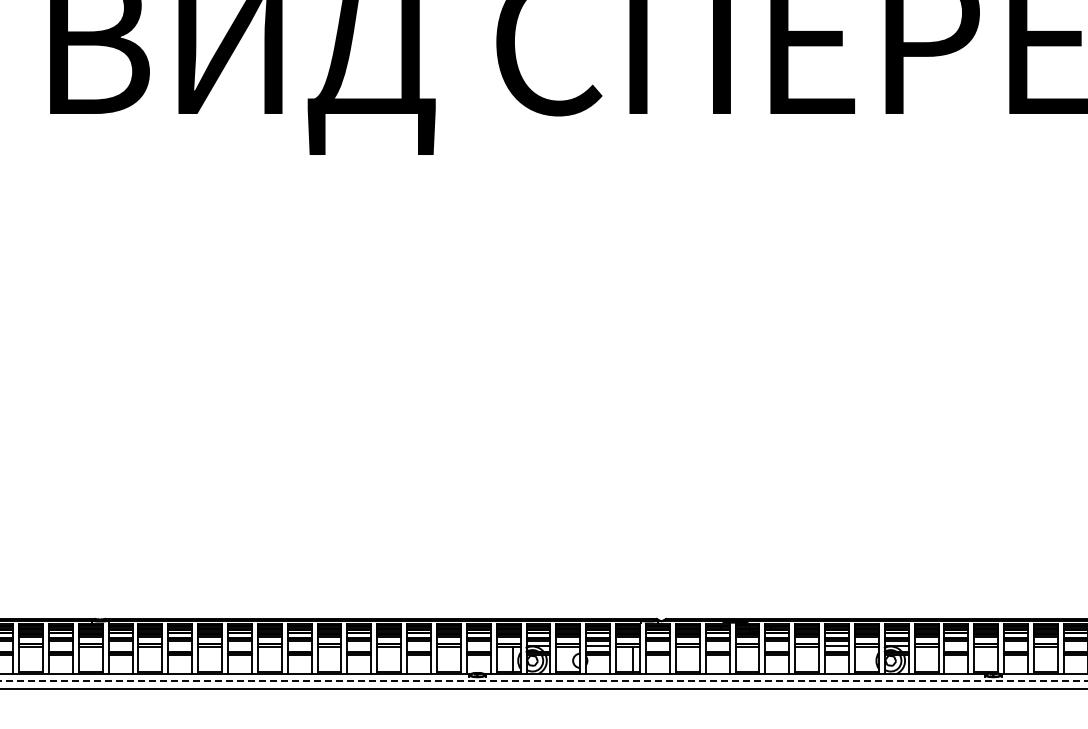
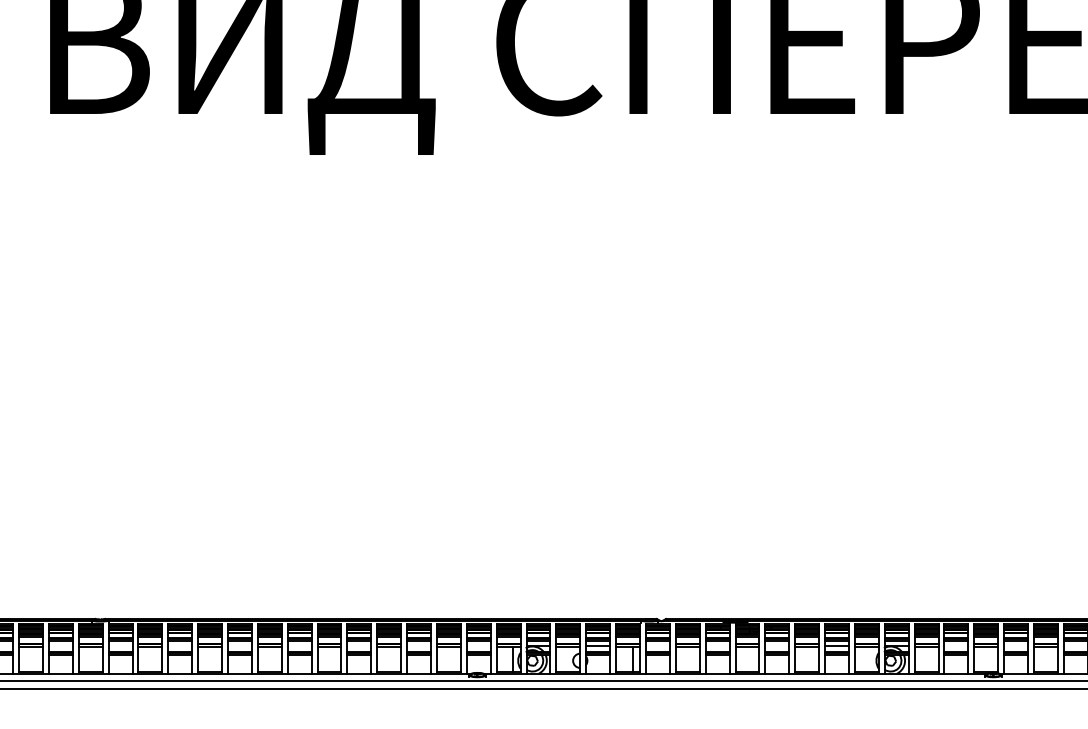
line: dashed -> solid (544, 680)
